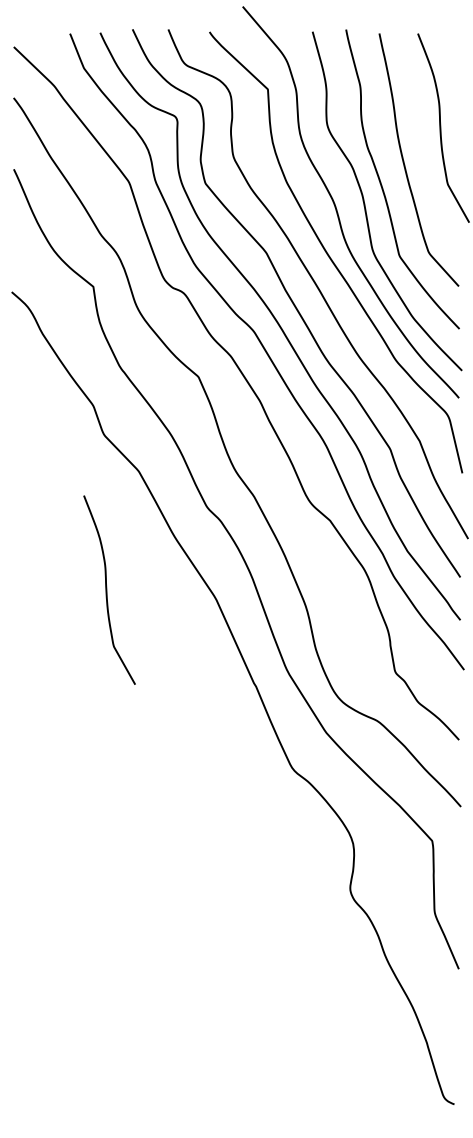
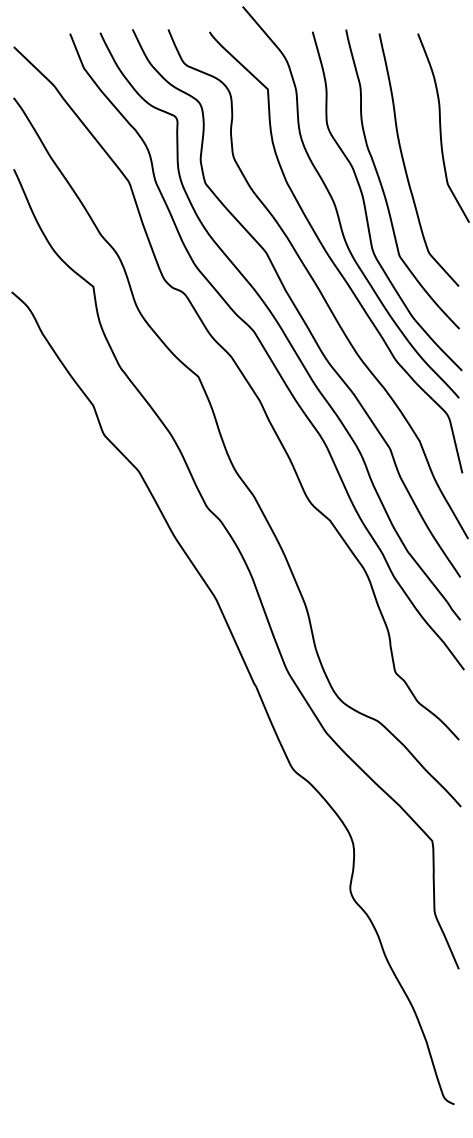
curve: present -> none (107, 589)
